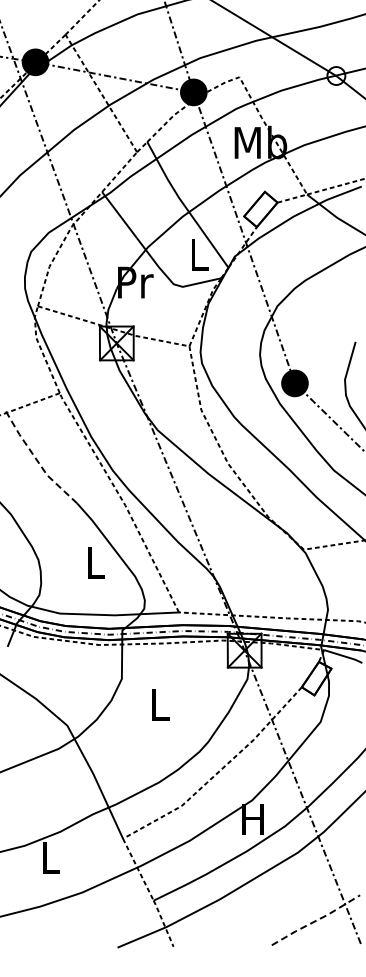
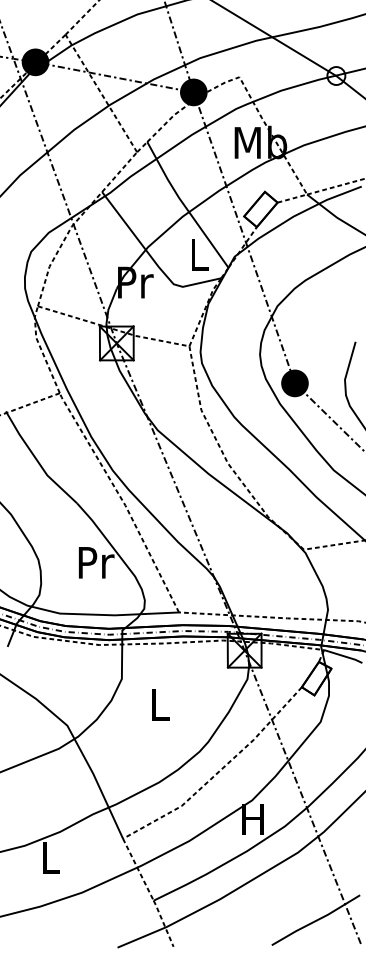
line: dashed -> solid (37, 460)
text: L -> Pr (96, 562)
line: dashed -> solid (316, 920)
